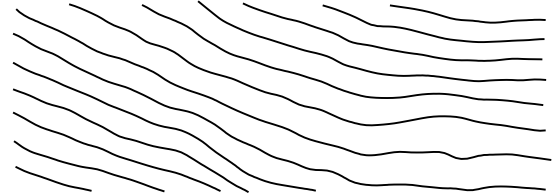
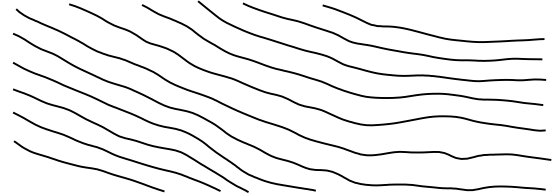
curve: present -> none (467, 19)
curve: present -> none (52, 179)
